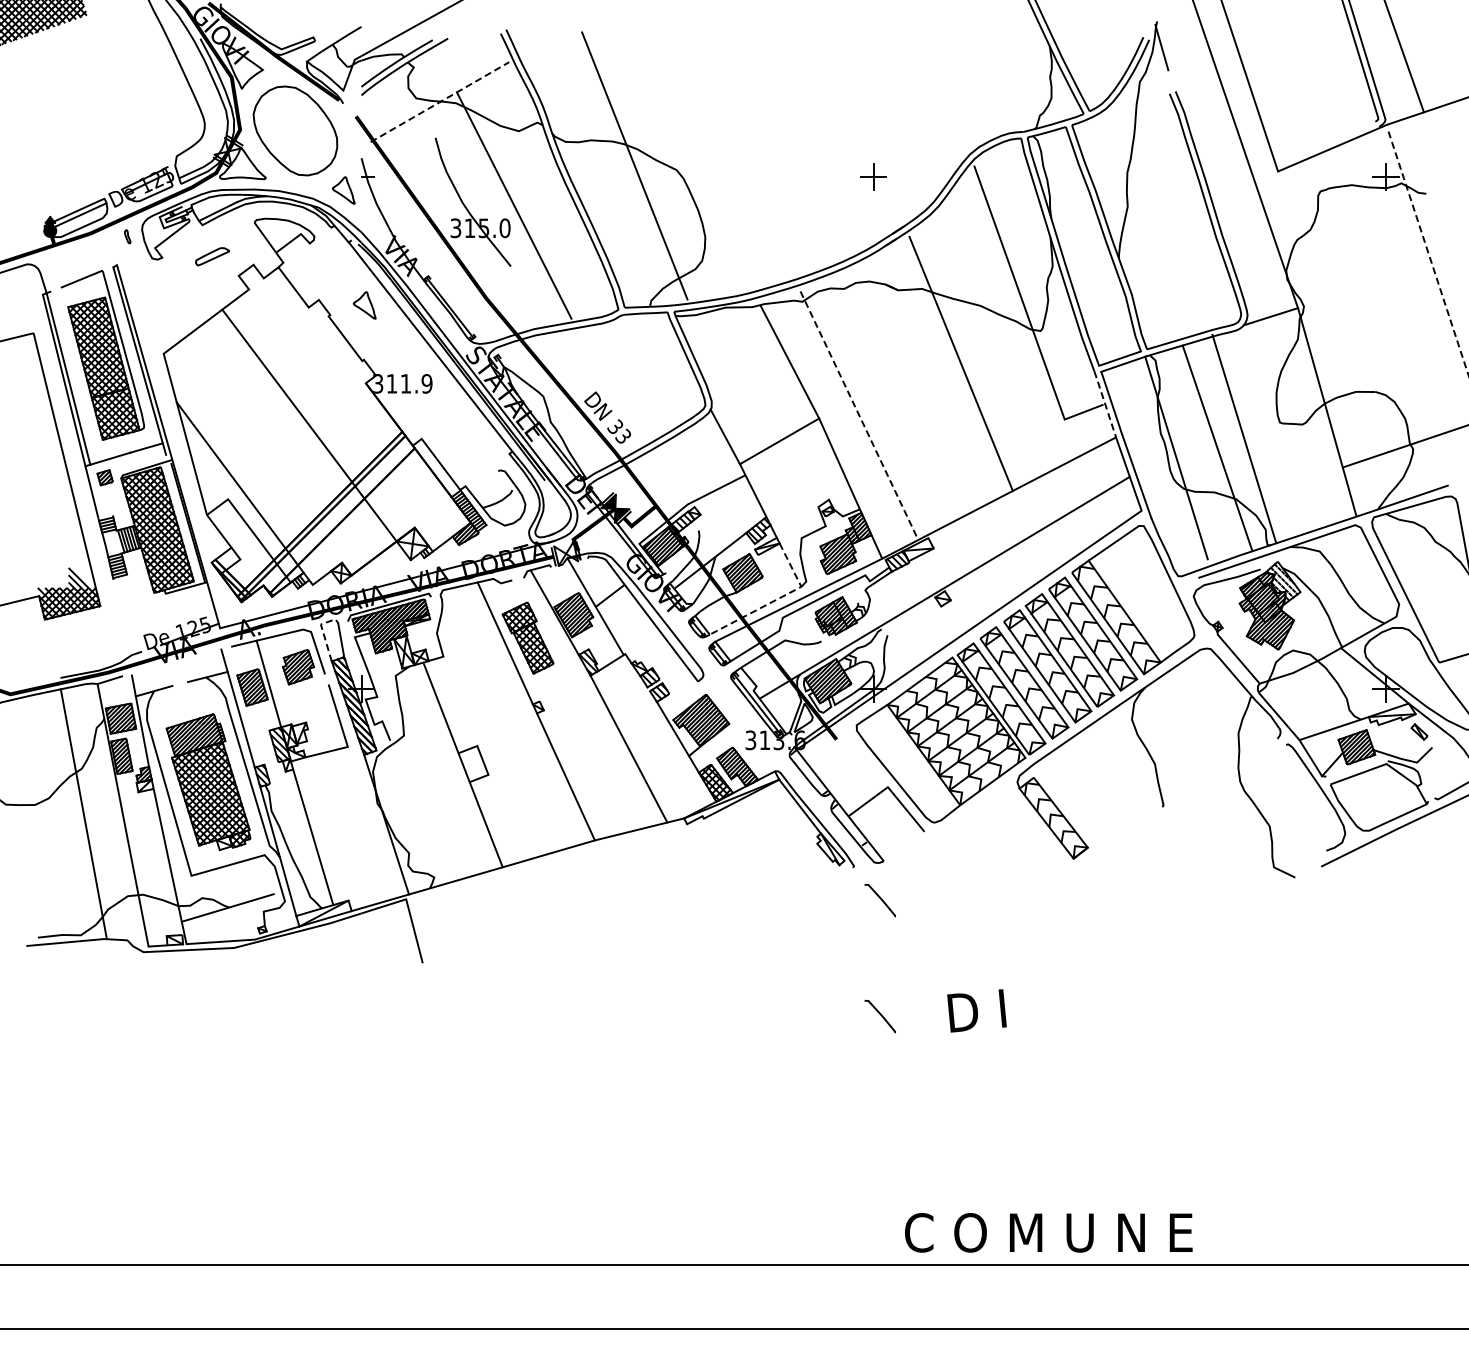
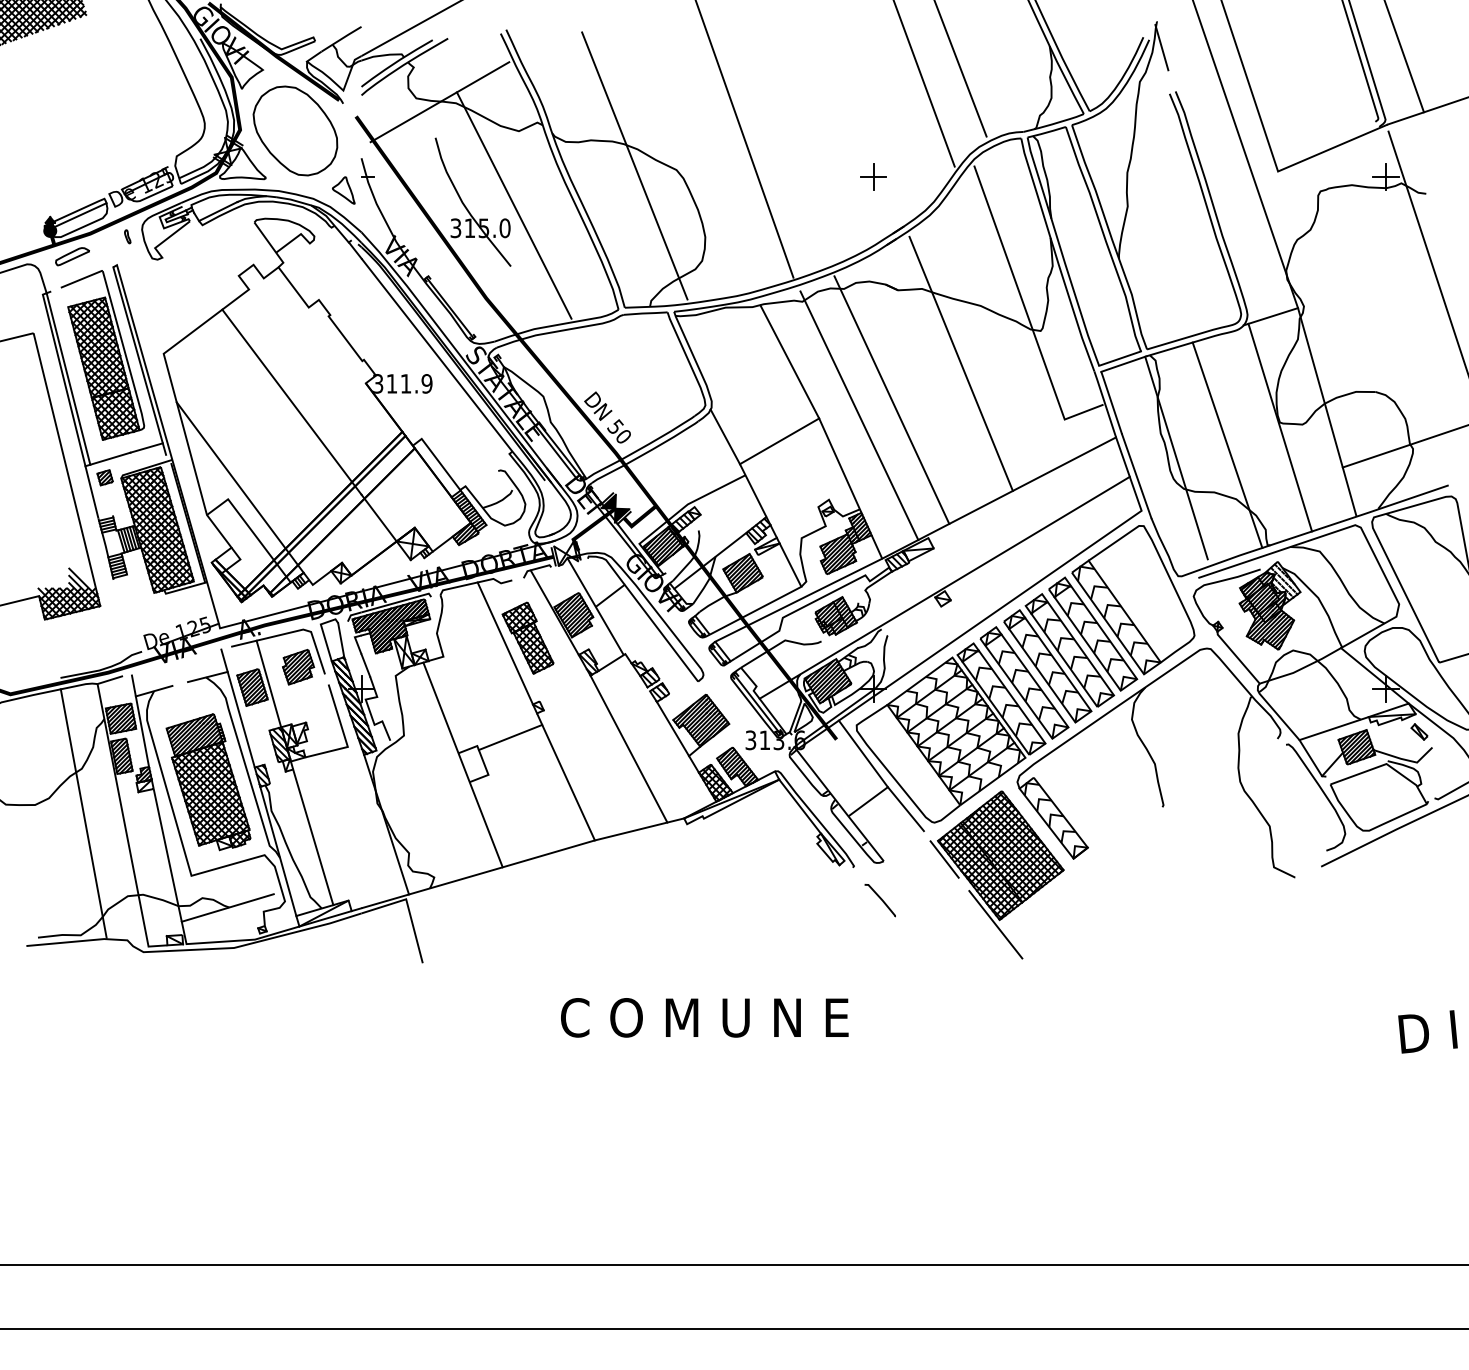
line: none -> present (960, 69)
line: none -> present (924, 84)
line: dashed -> solid (440, 101)
line: none -> present (744, 139)
line: dashed -> solid (1428, 254)
part position: (212, 256) -> (72, 256) (72, 256)
part: present -> none (364, 305)
line: none -> present (891, 399)
line: dashed -> solid (1105, 404)
line: dashed -> solid (859, 415)
text: 33 -> 50 (621, 431)
line position: (1244, 438) -> (1280, 427) (1280, 427)
line position: (1217, 447) -> (1227, 444) (1227, 444)
line: dashed -> solid (777, 599)
line: dashed -> solid (323, 632)
line: none -> present (510, 737)
line: none -> present (862, 753)
part: none -> present (996, 874)
text position: (976, 1010) -> (1427, 1031) (1427, 1031)
curve: present -> none (880, 1015)
text position: (1048, 1232) -> (704, 1017) (704, 1017)
